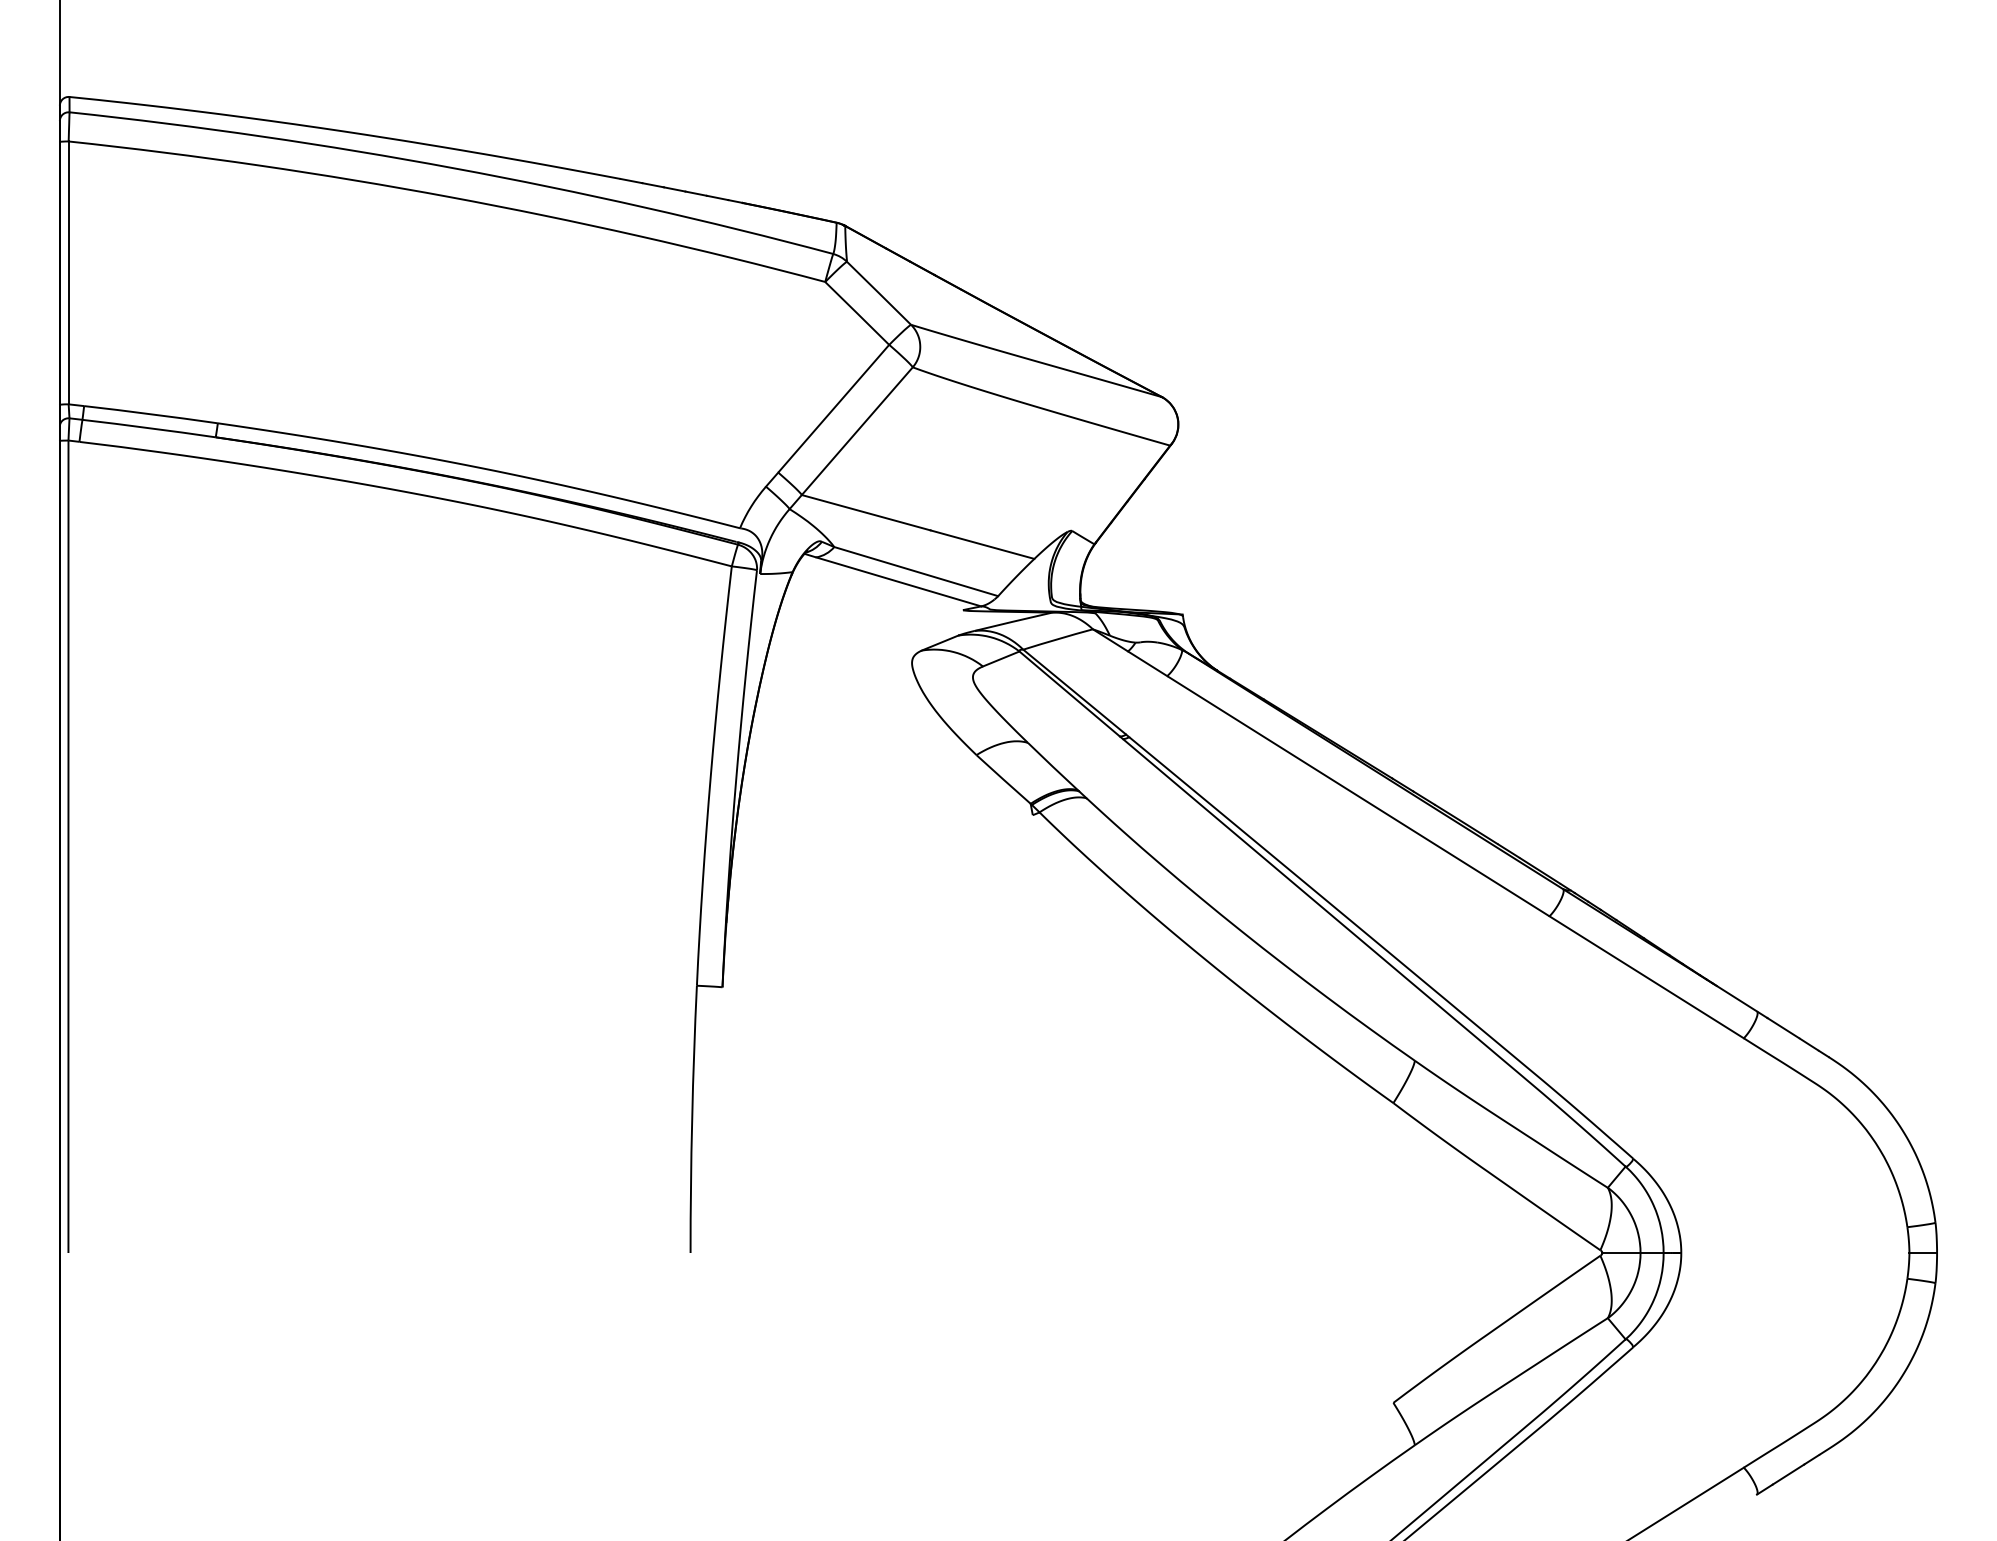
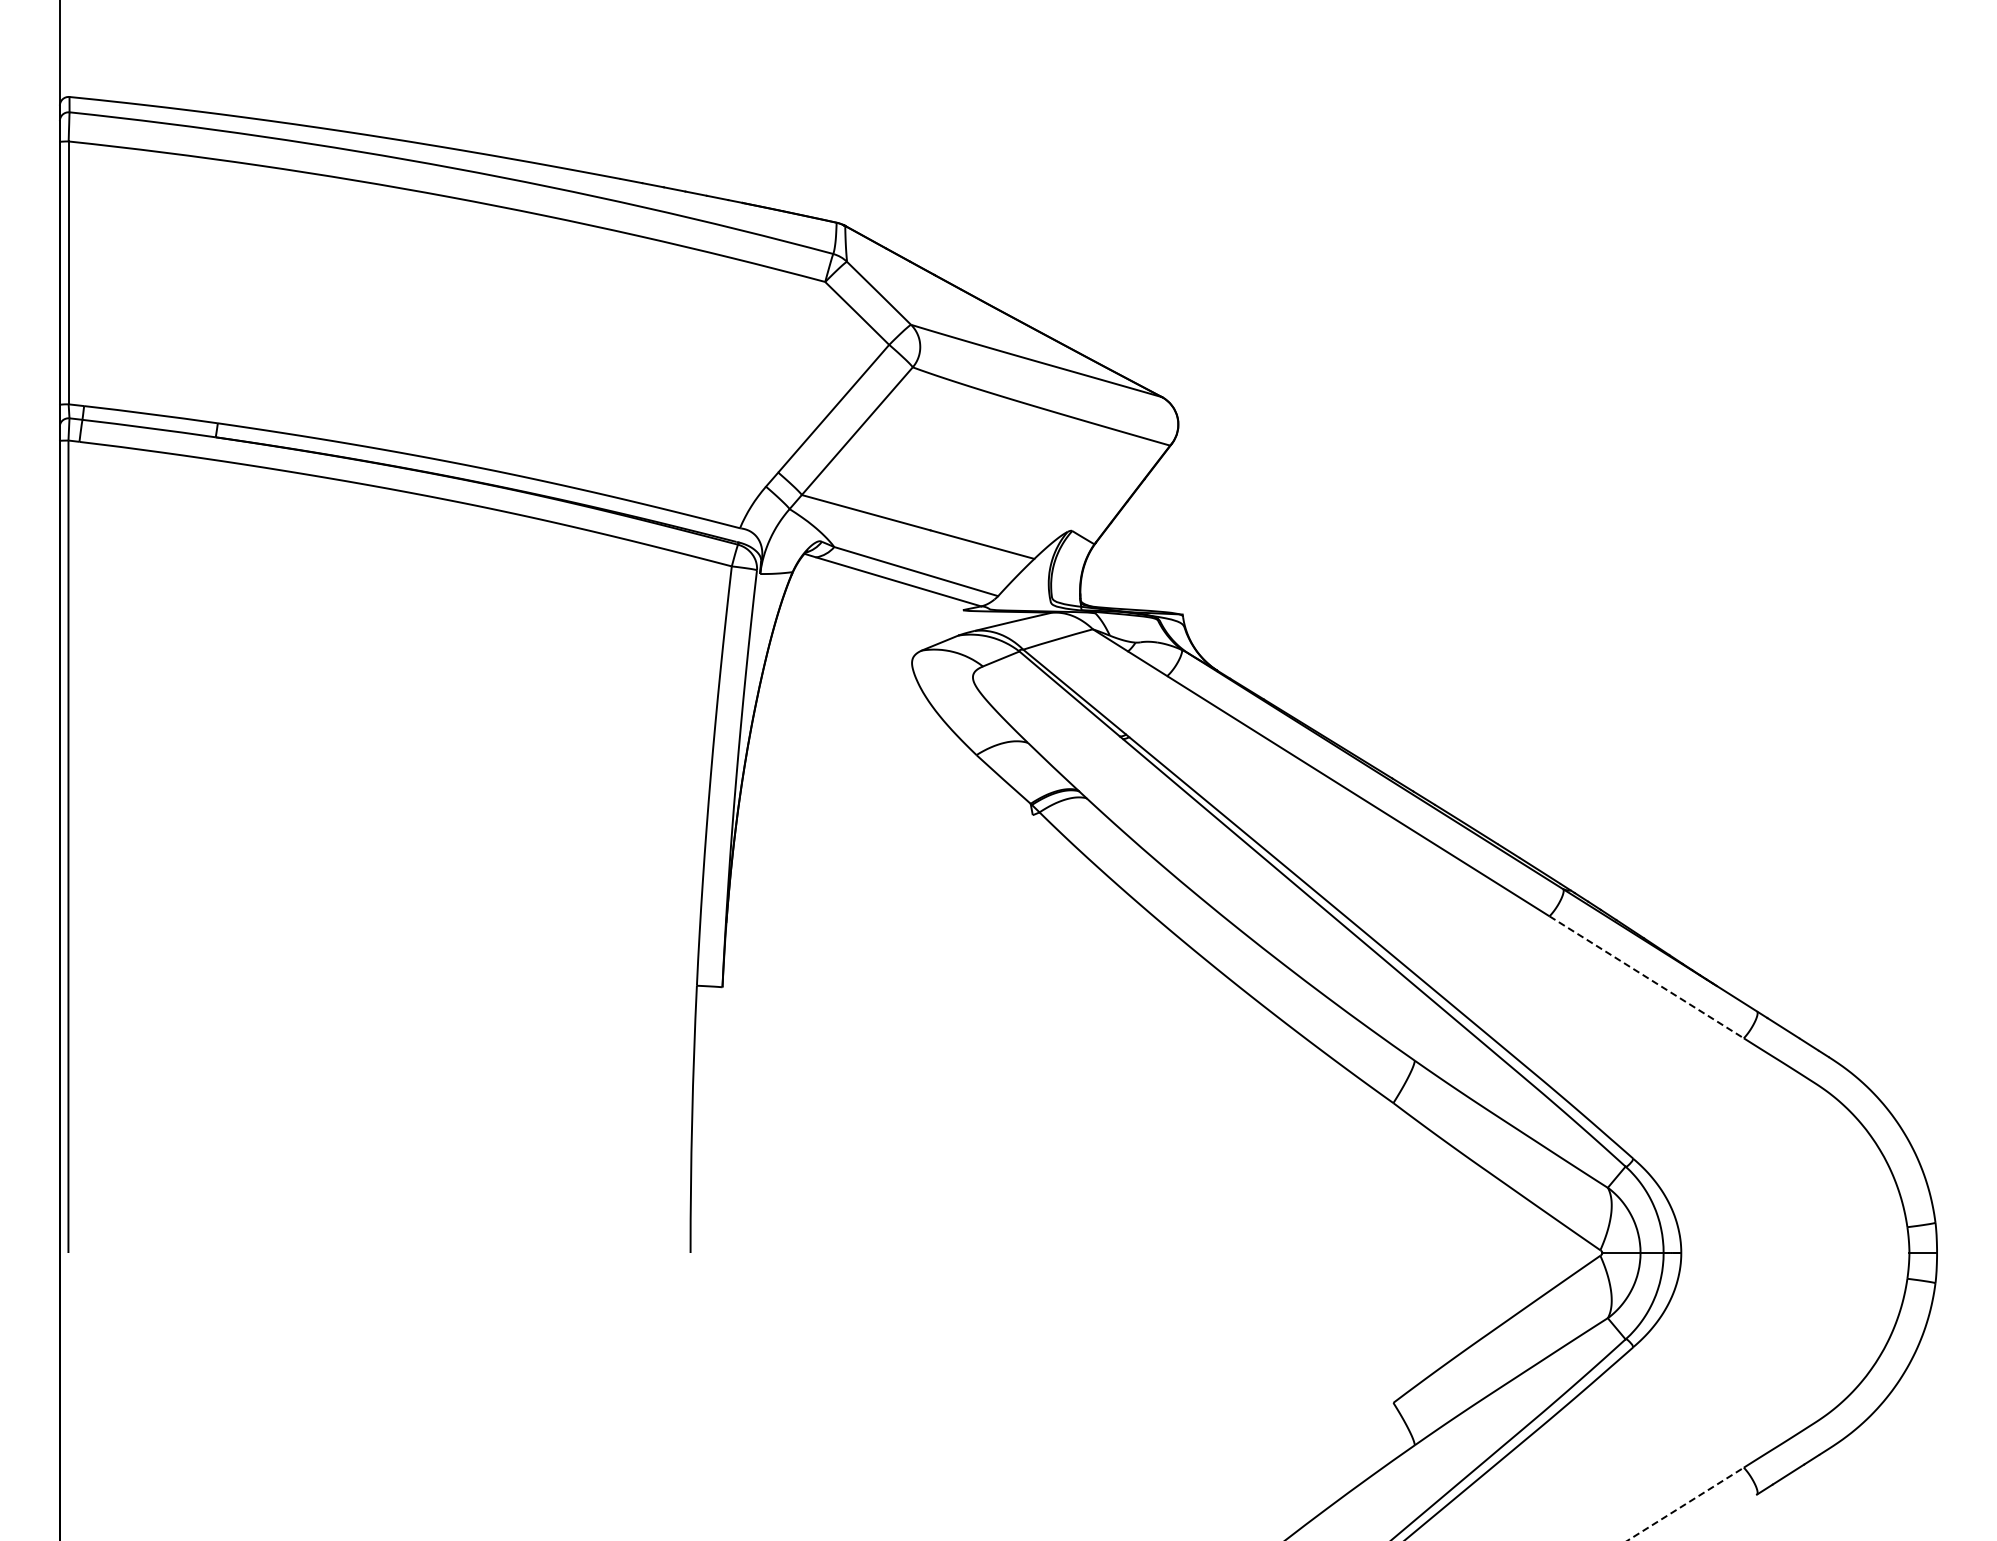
line: solid -> dashed (1646, 977)
line: solid -> dashed (1685, 1504)
